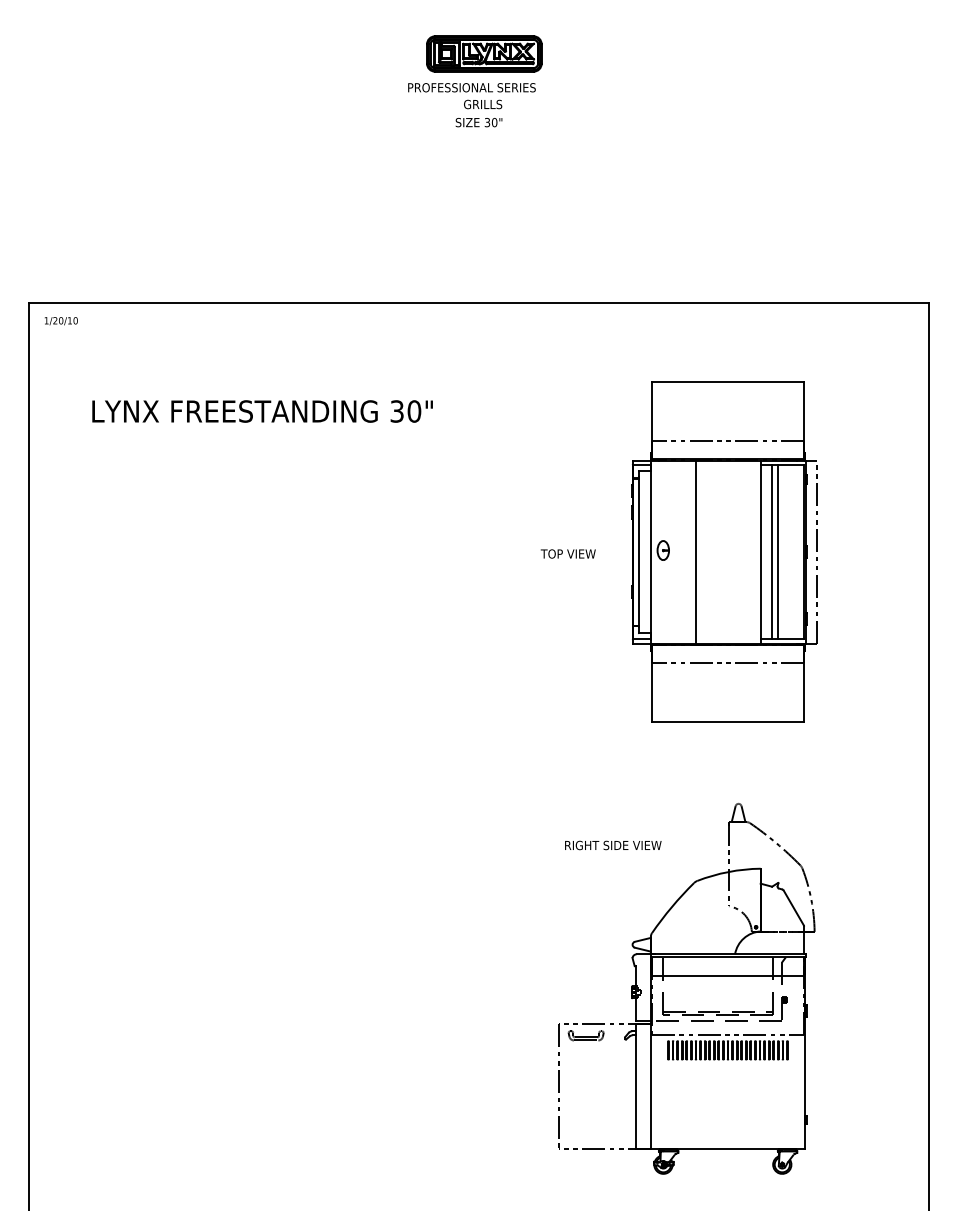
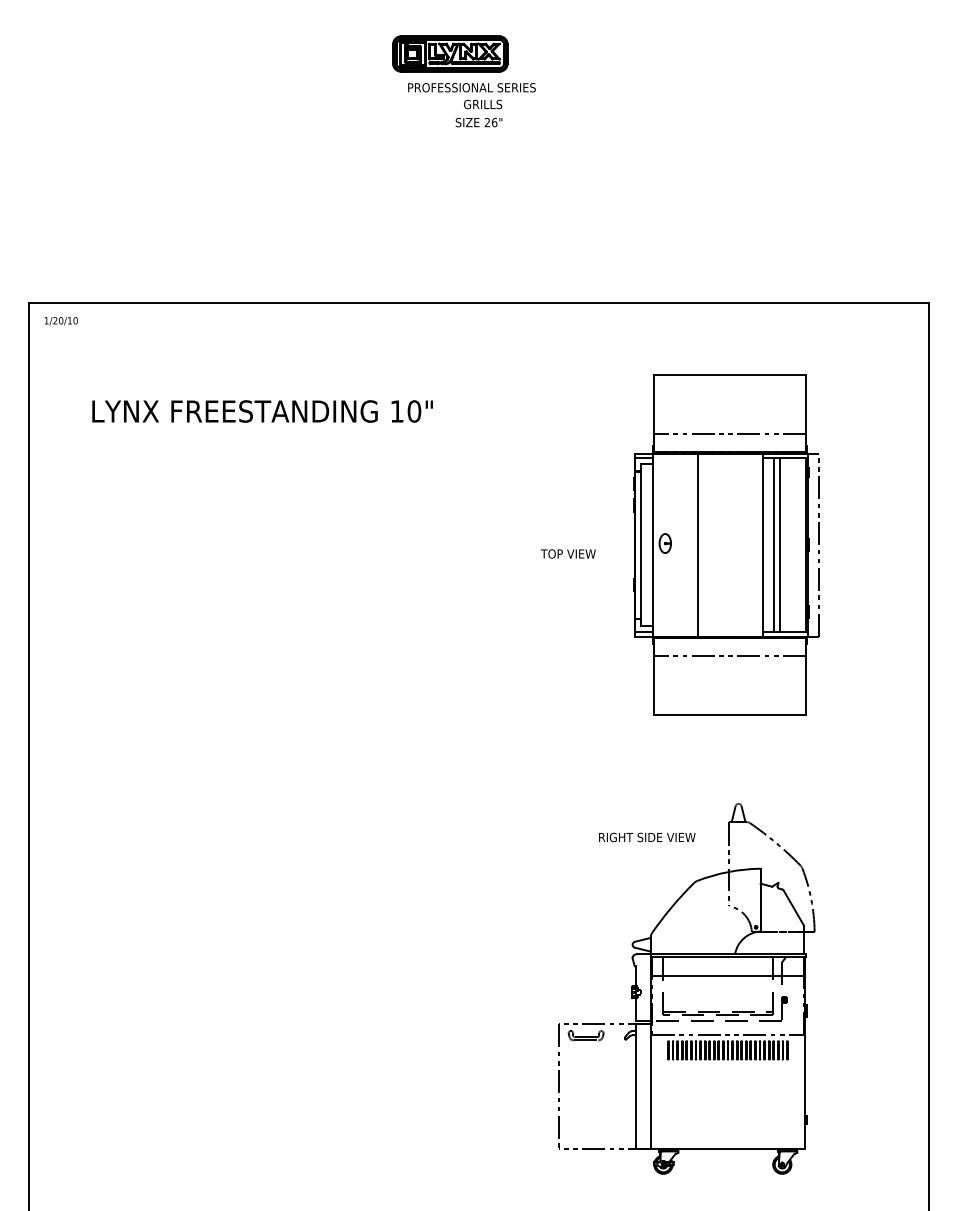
part position: (484, 53) -> (450, 53) (450, 53)
text: 30" -> 26" (490, 122)
text: 30" -> 10" (396, 411)
part position: (724, 551) -> (726, 544) (726, 544)
text position: (613, 845) -> (647, 837) (647, 837)
